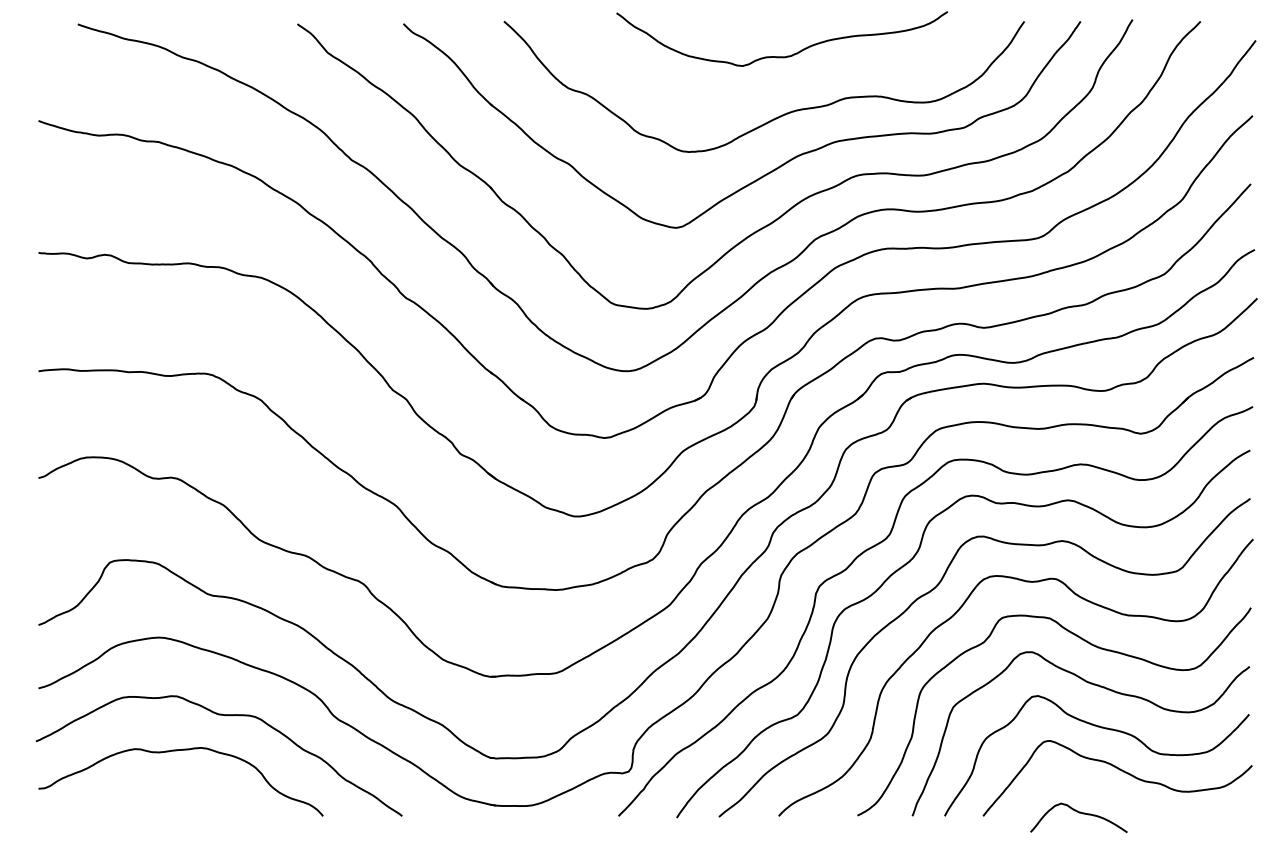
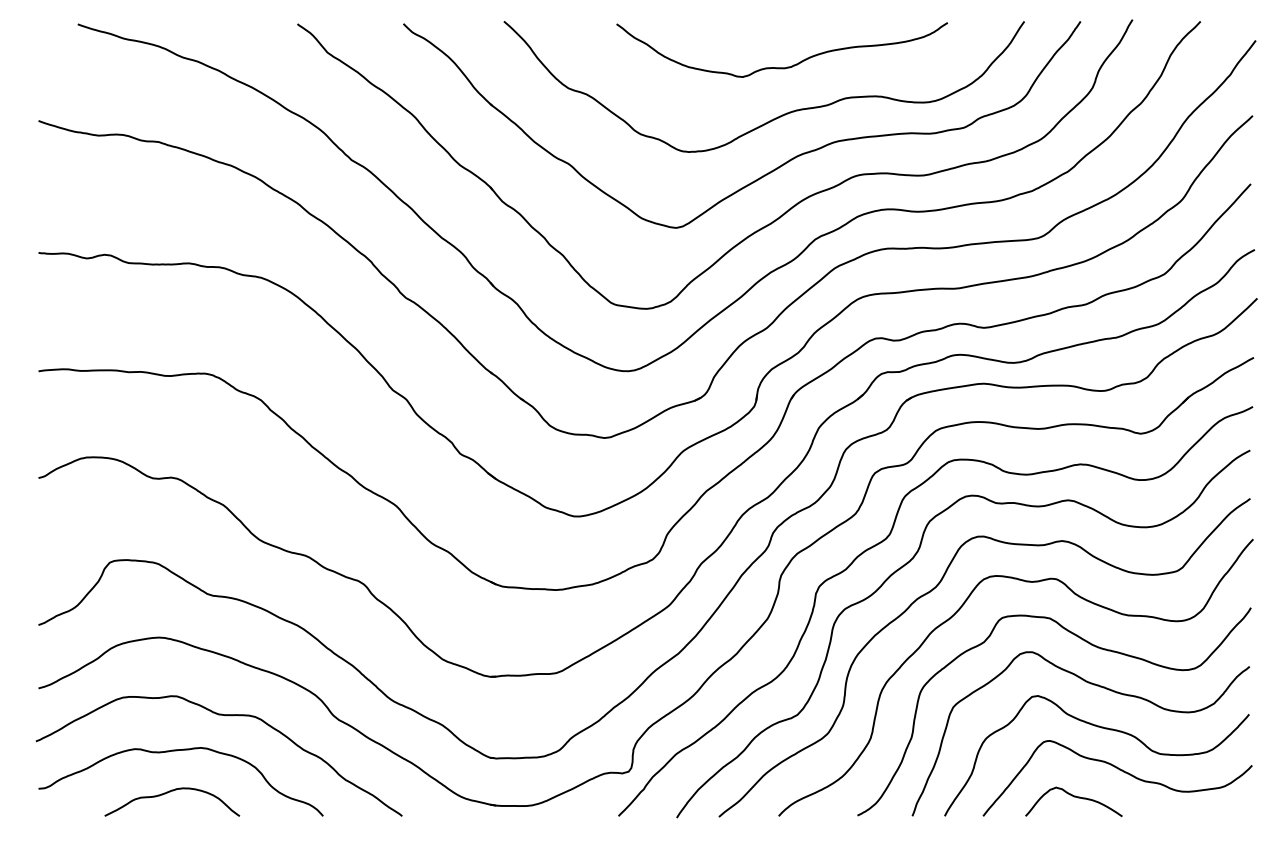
curve position: (781, 56) -> (781, 67) (781, 67)
curve: none -> present (170, 792)
curve position: (1078, 813) -> (1073, 797) (1073, 797)
